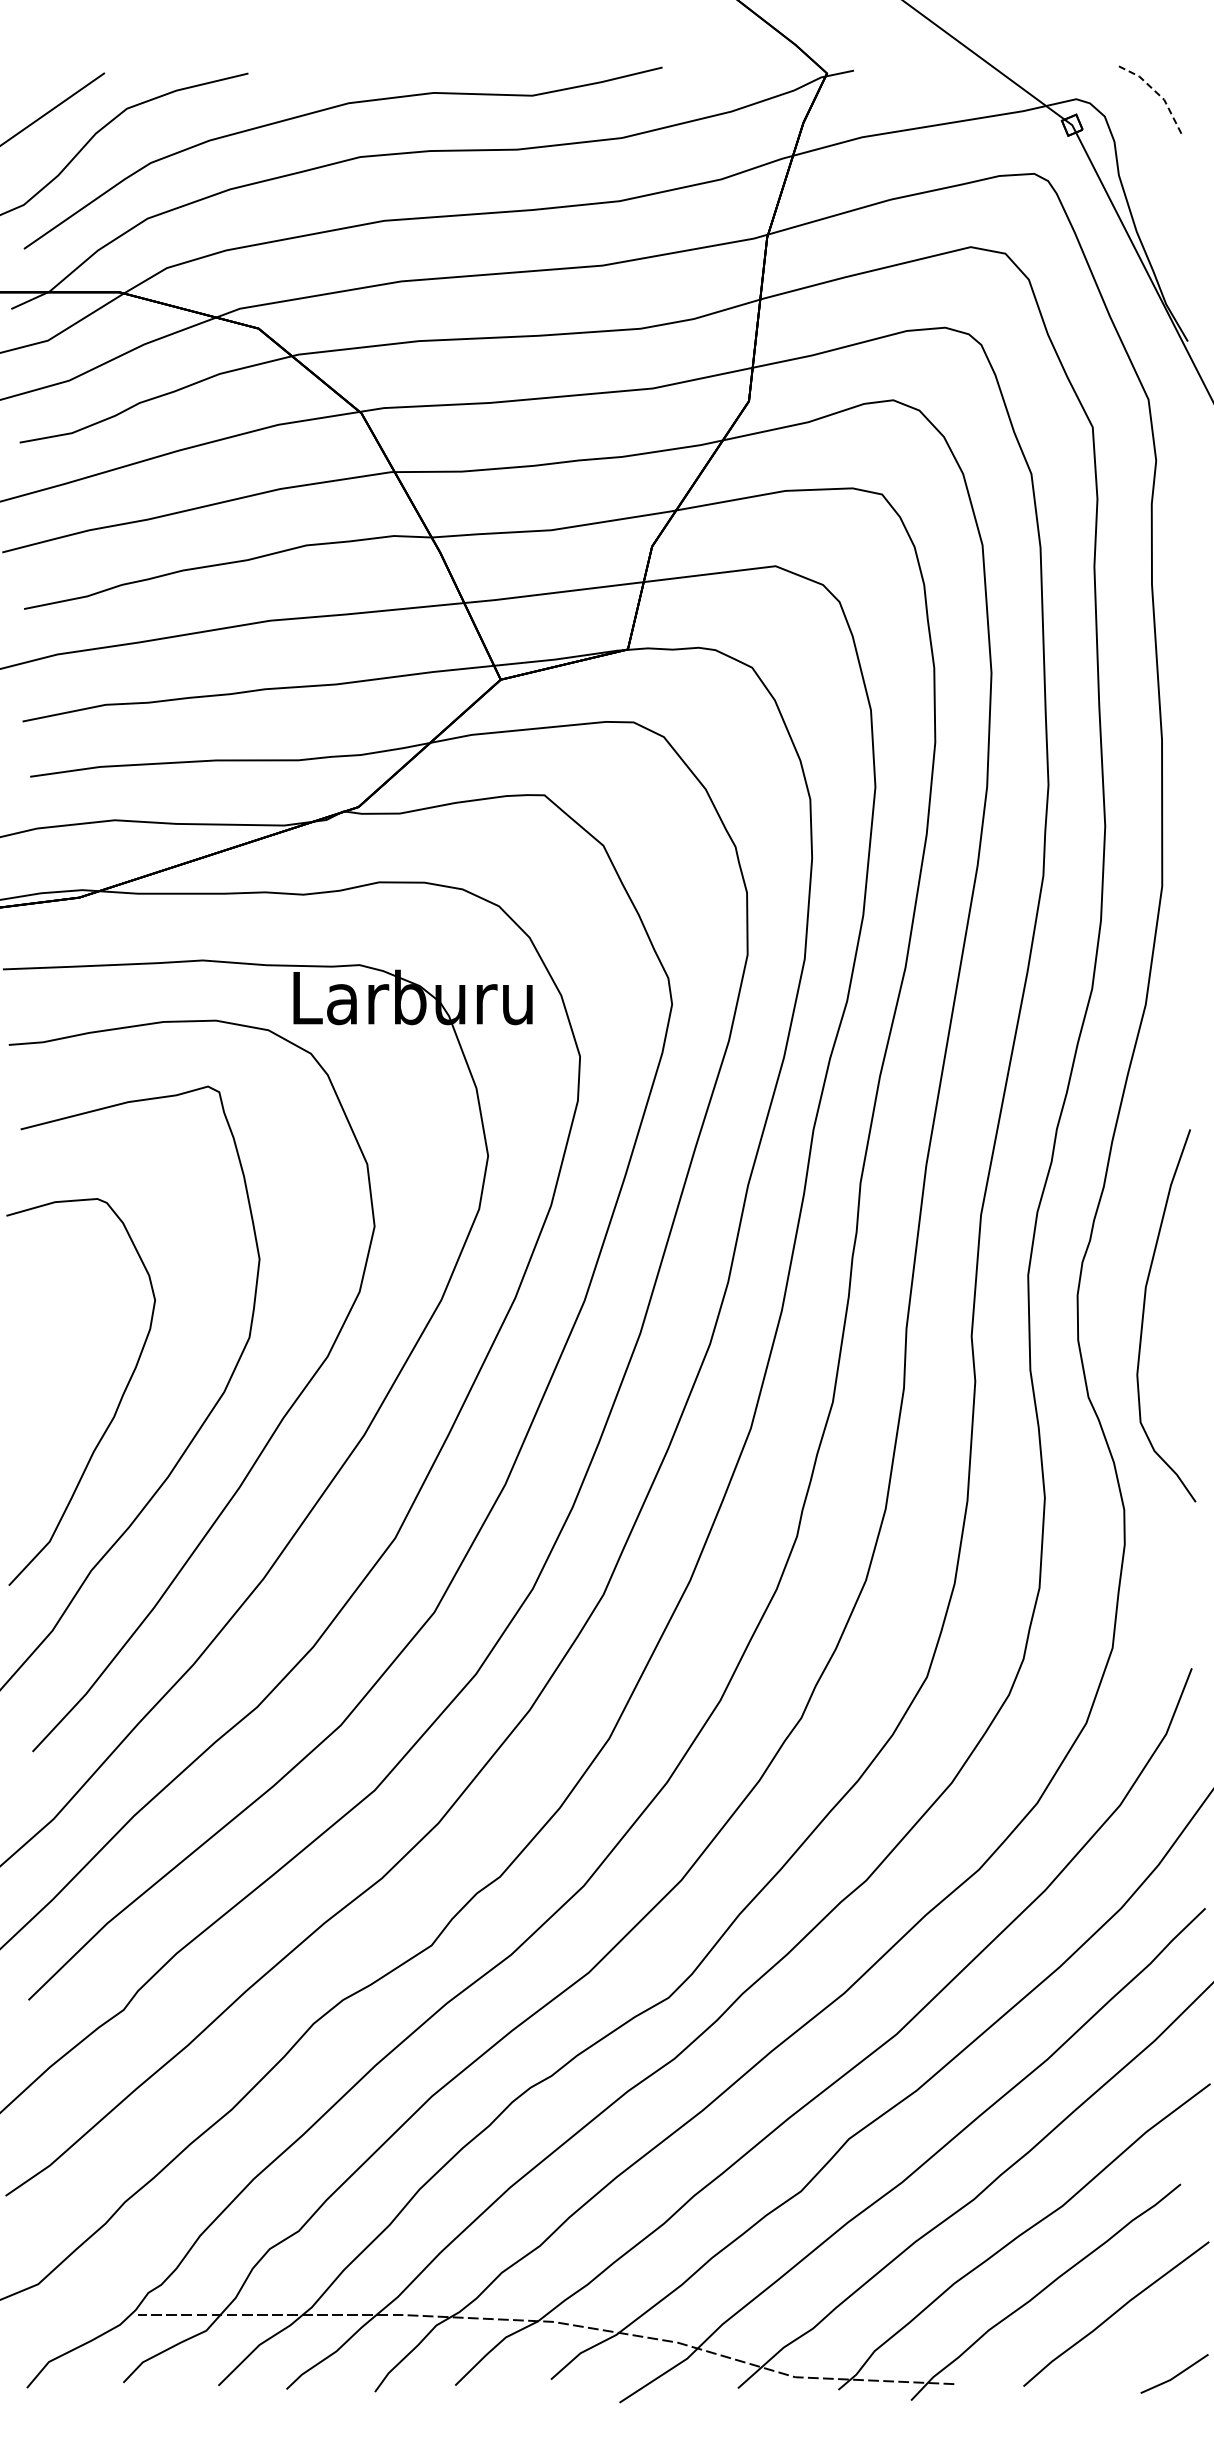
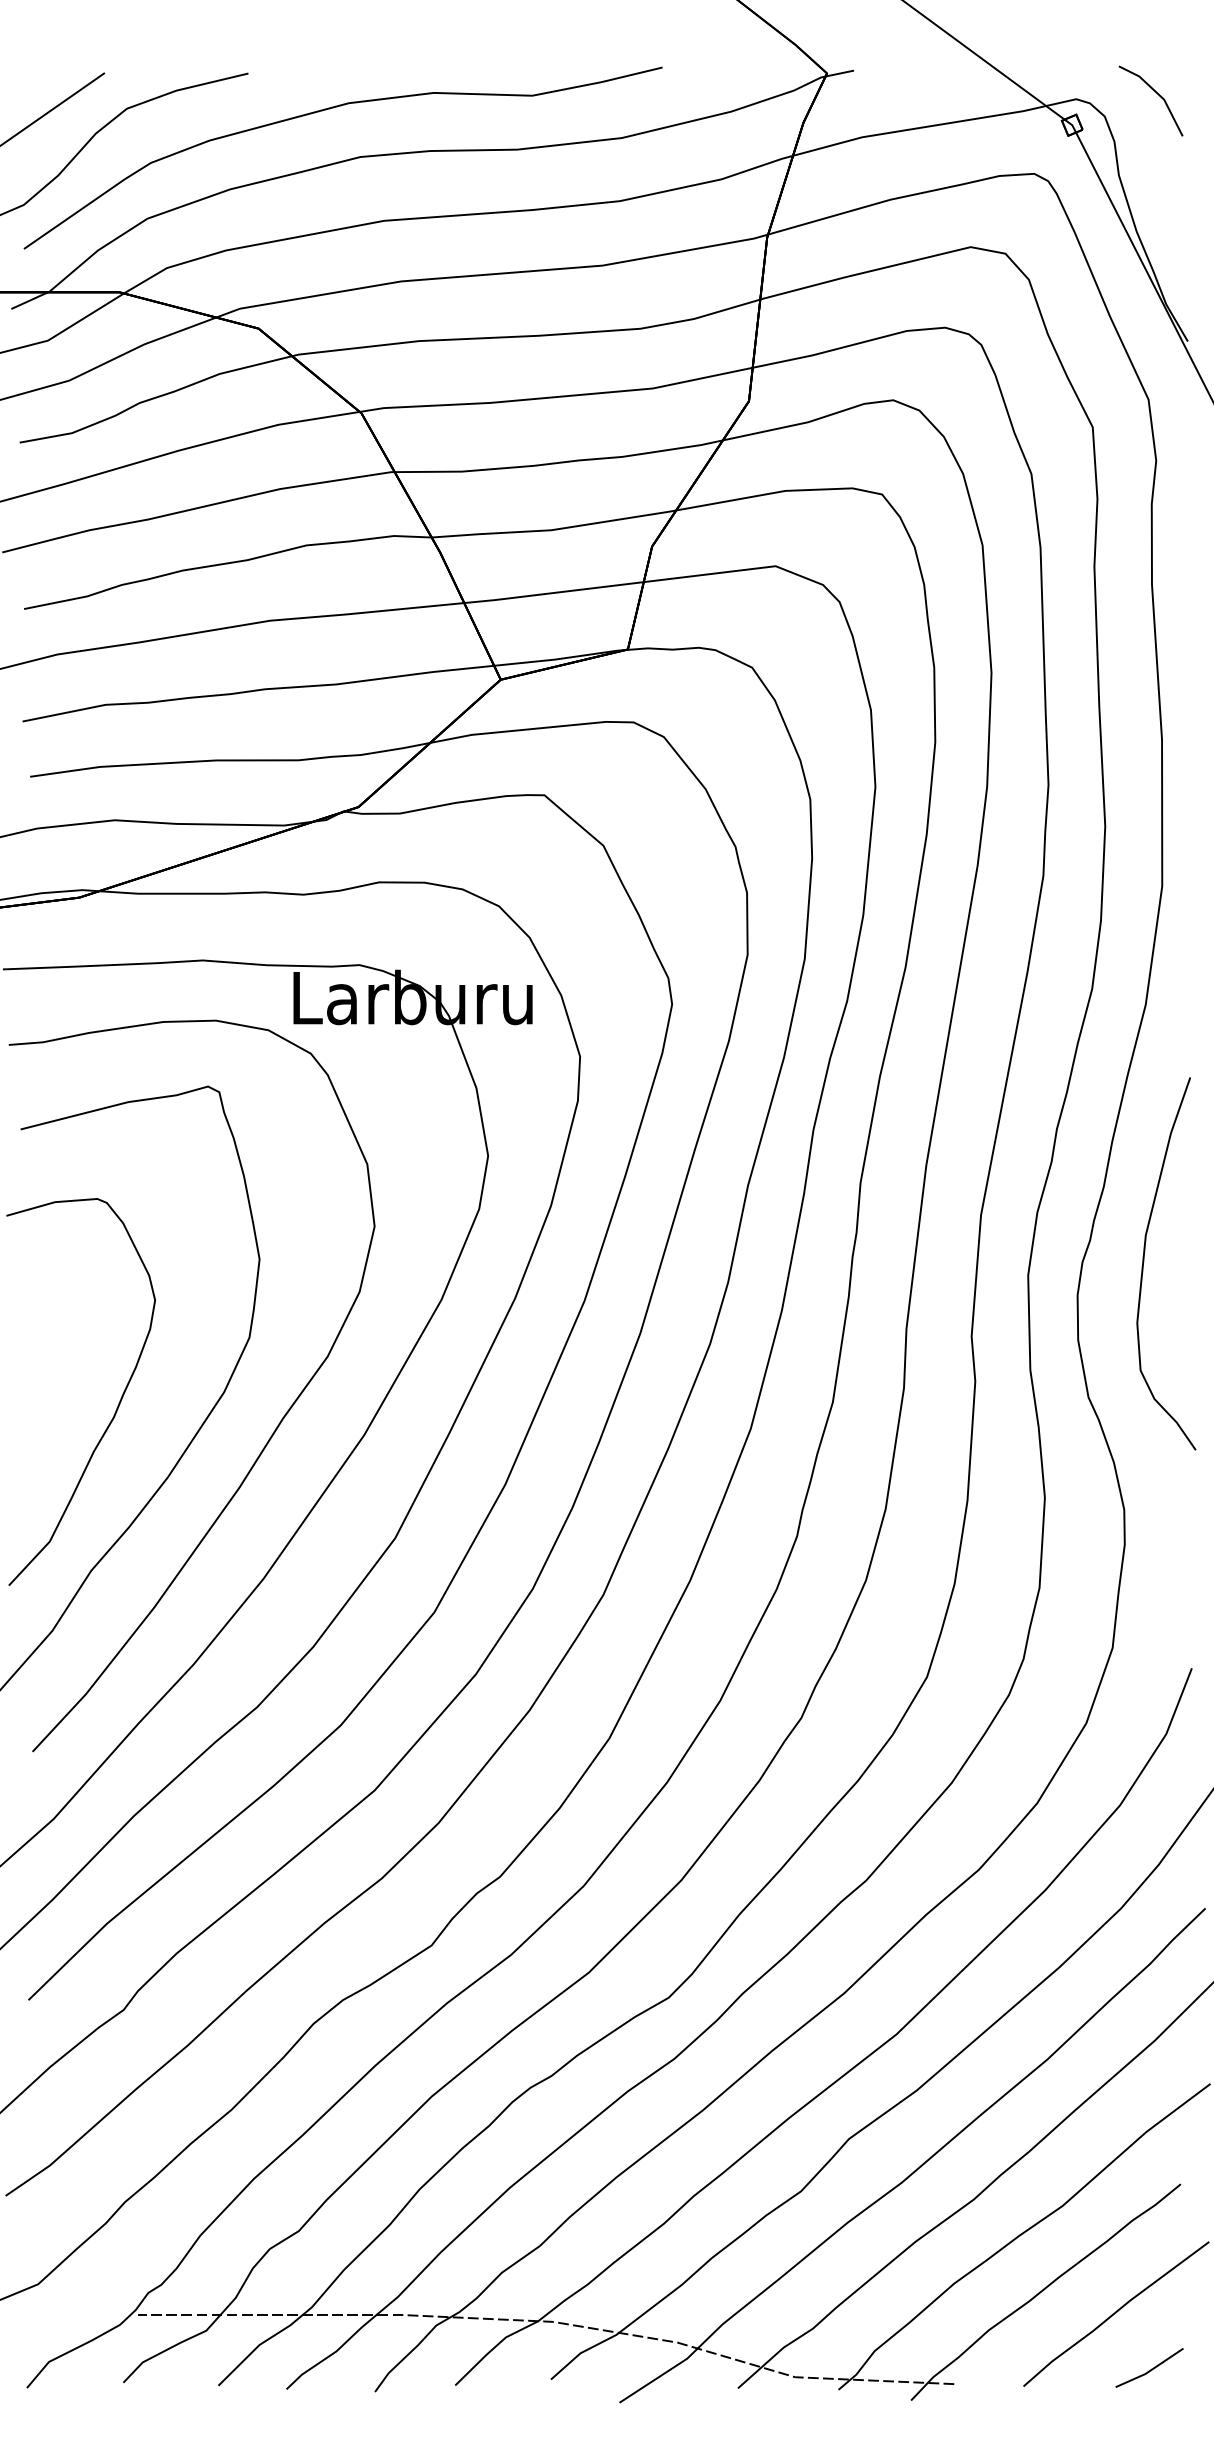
line: dashed -> solid (1158, 94)
curve position: (1144, 1314) -> (1144, 1262) (1144, 1262)
line position: (1176, 2374) -> (1151, 2368) (1151, 2368)
